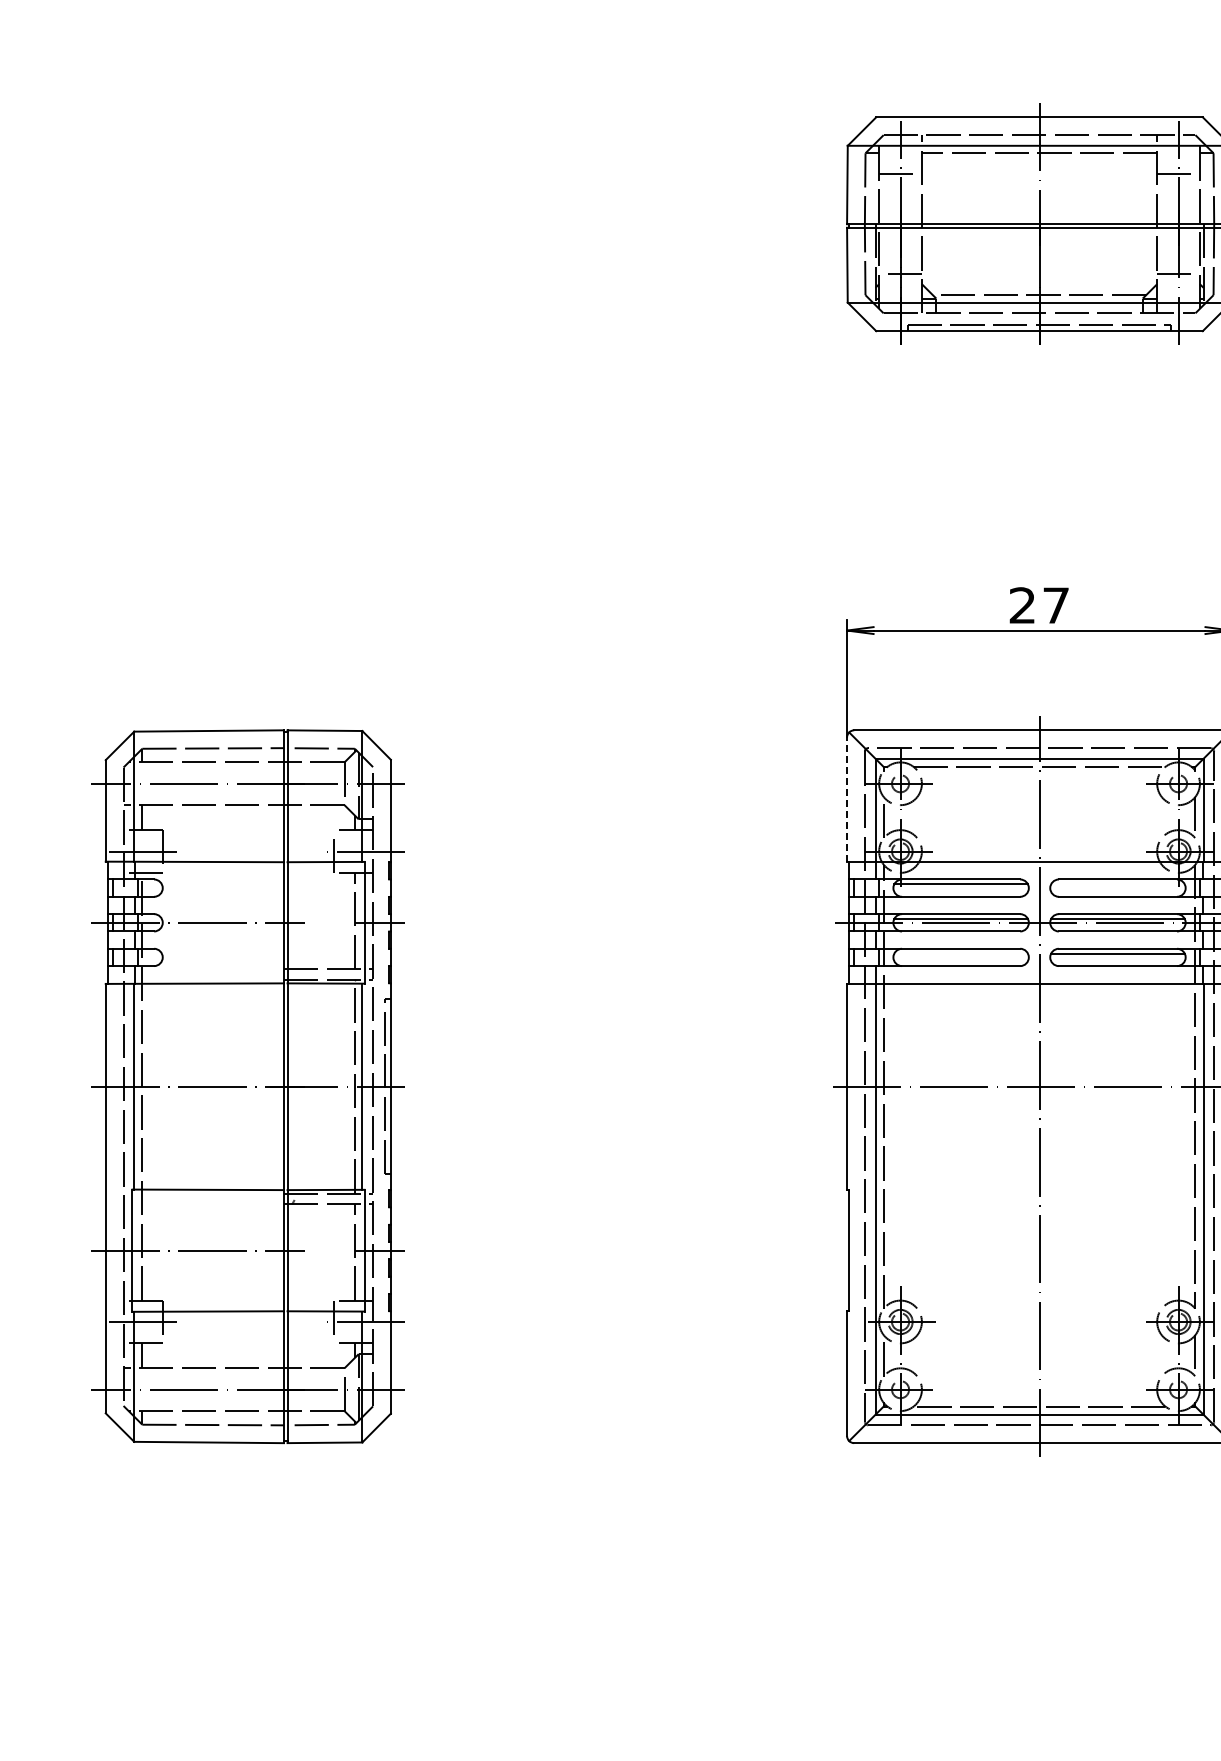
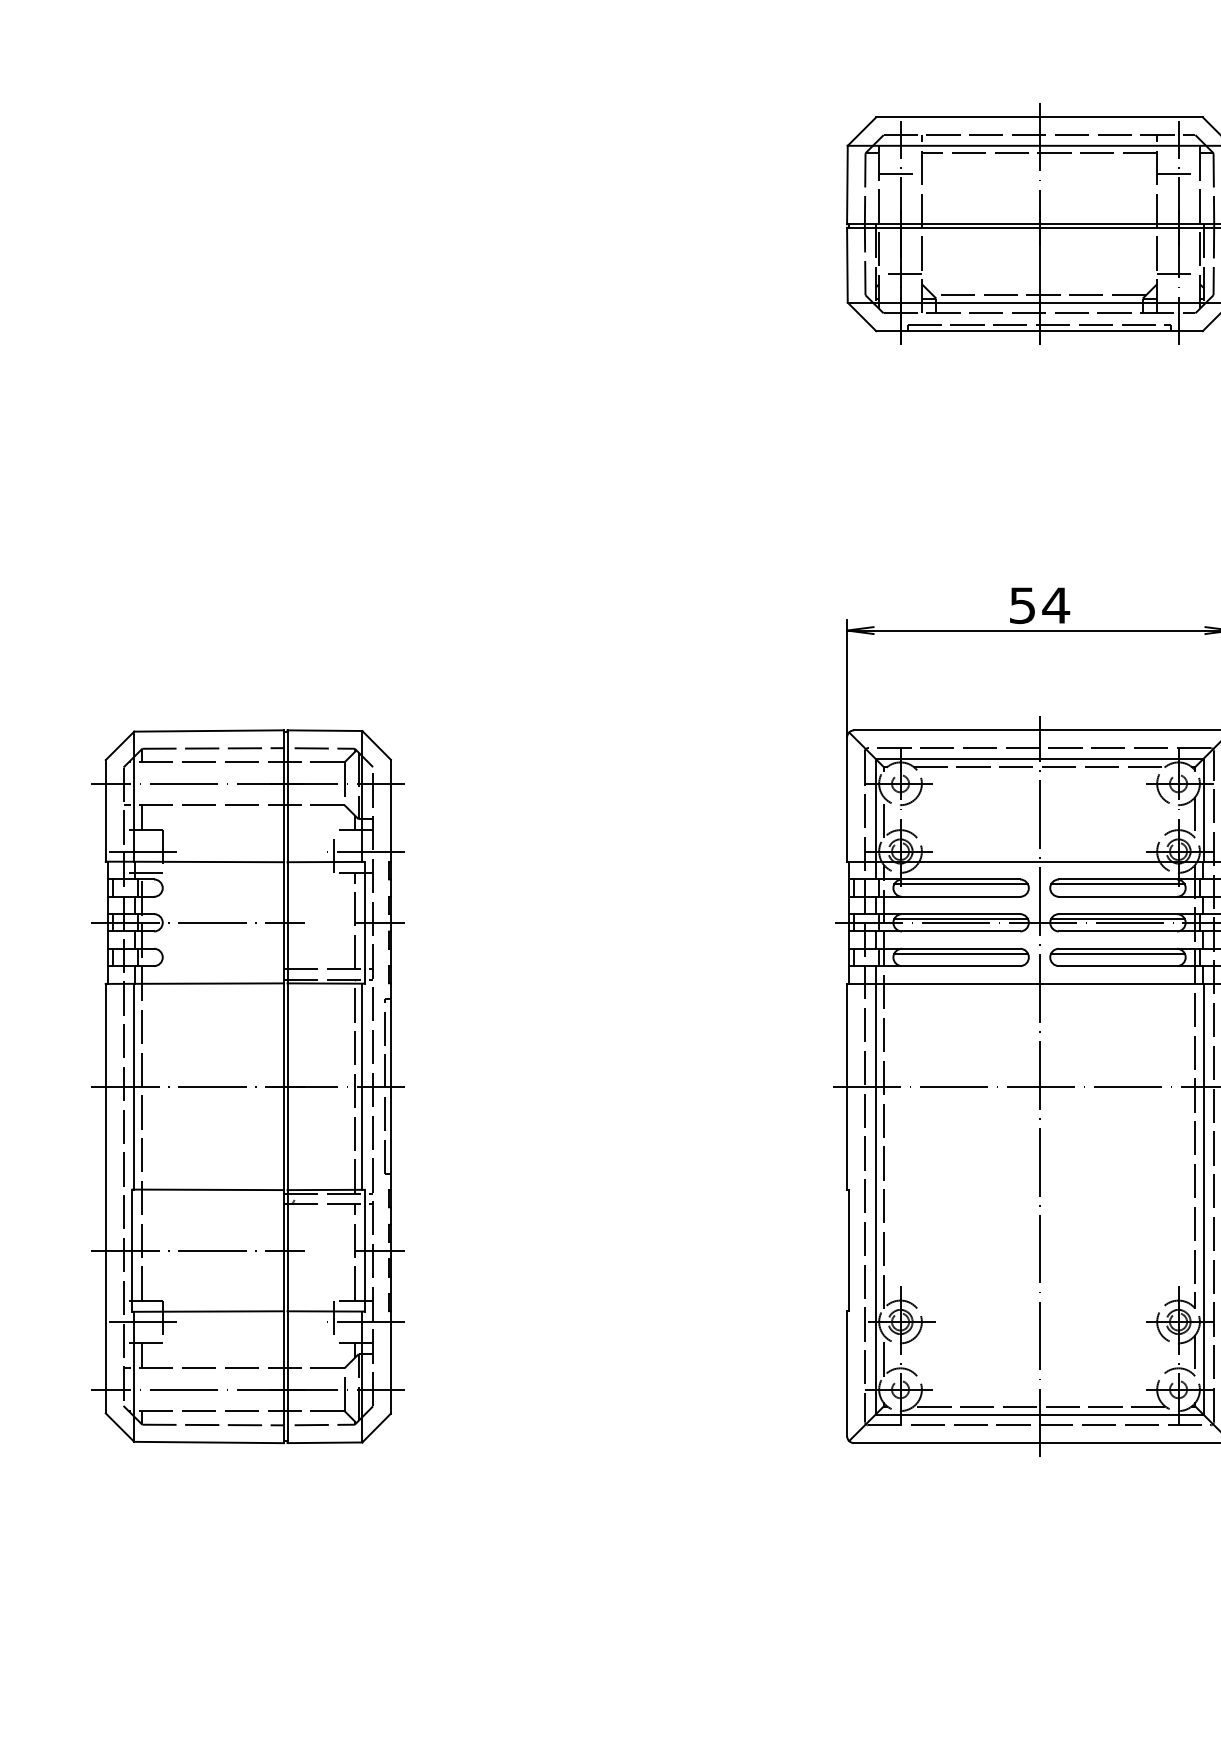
text: 27 -> 54 (1039, 605)
line: dashed -> solid (847, 799)
line: none -> present (1117, 884)
line: none -> present (961, 953)
